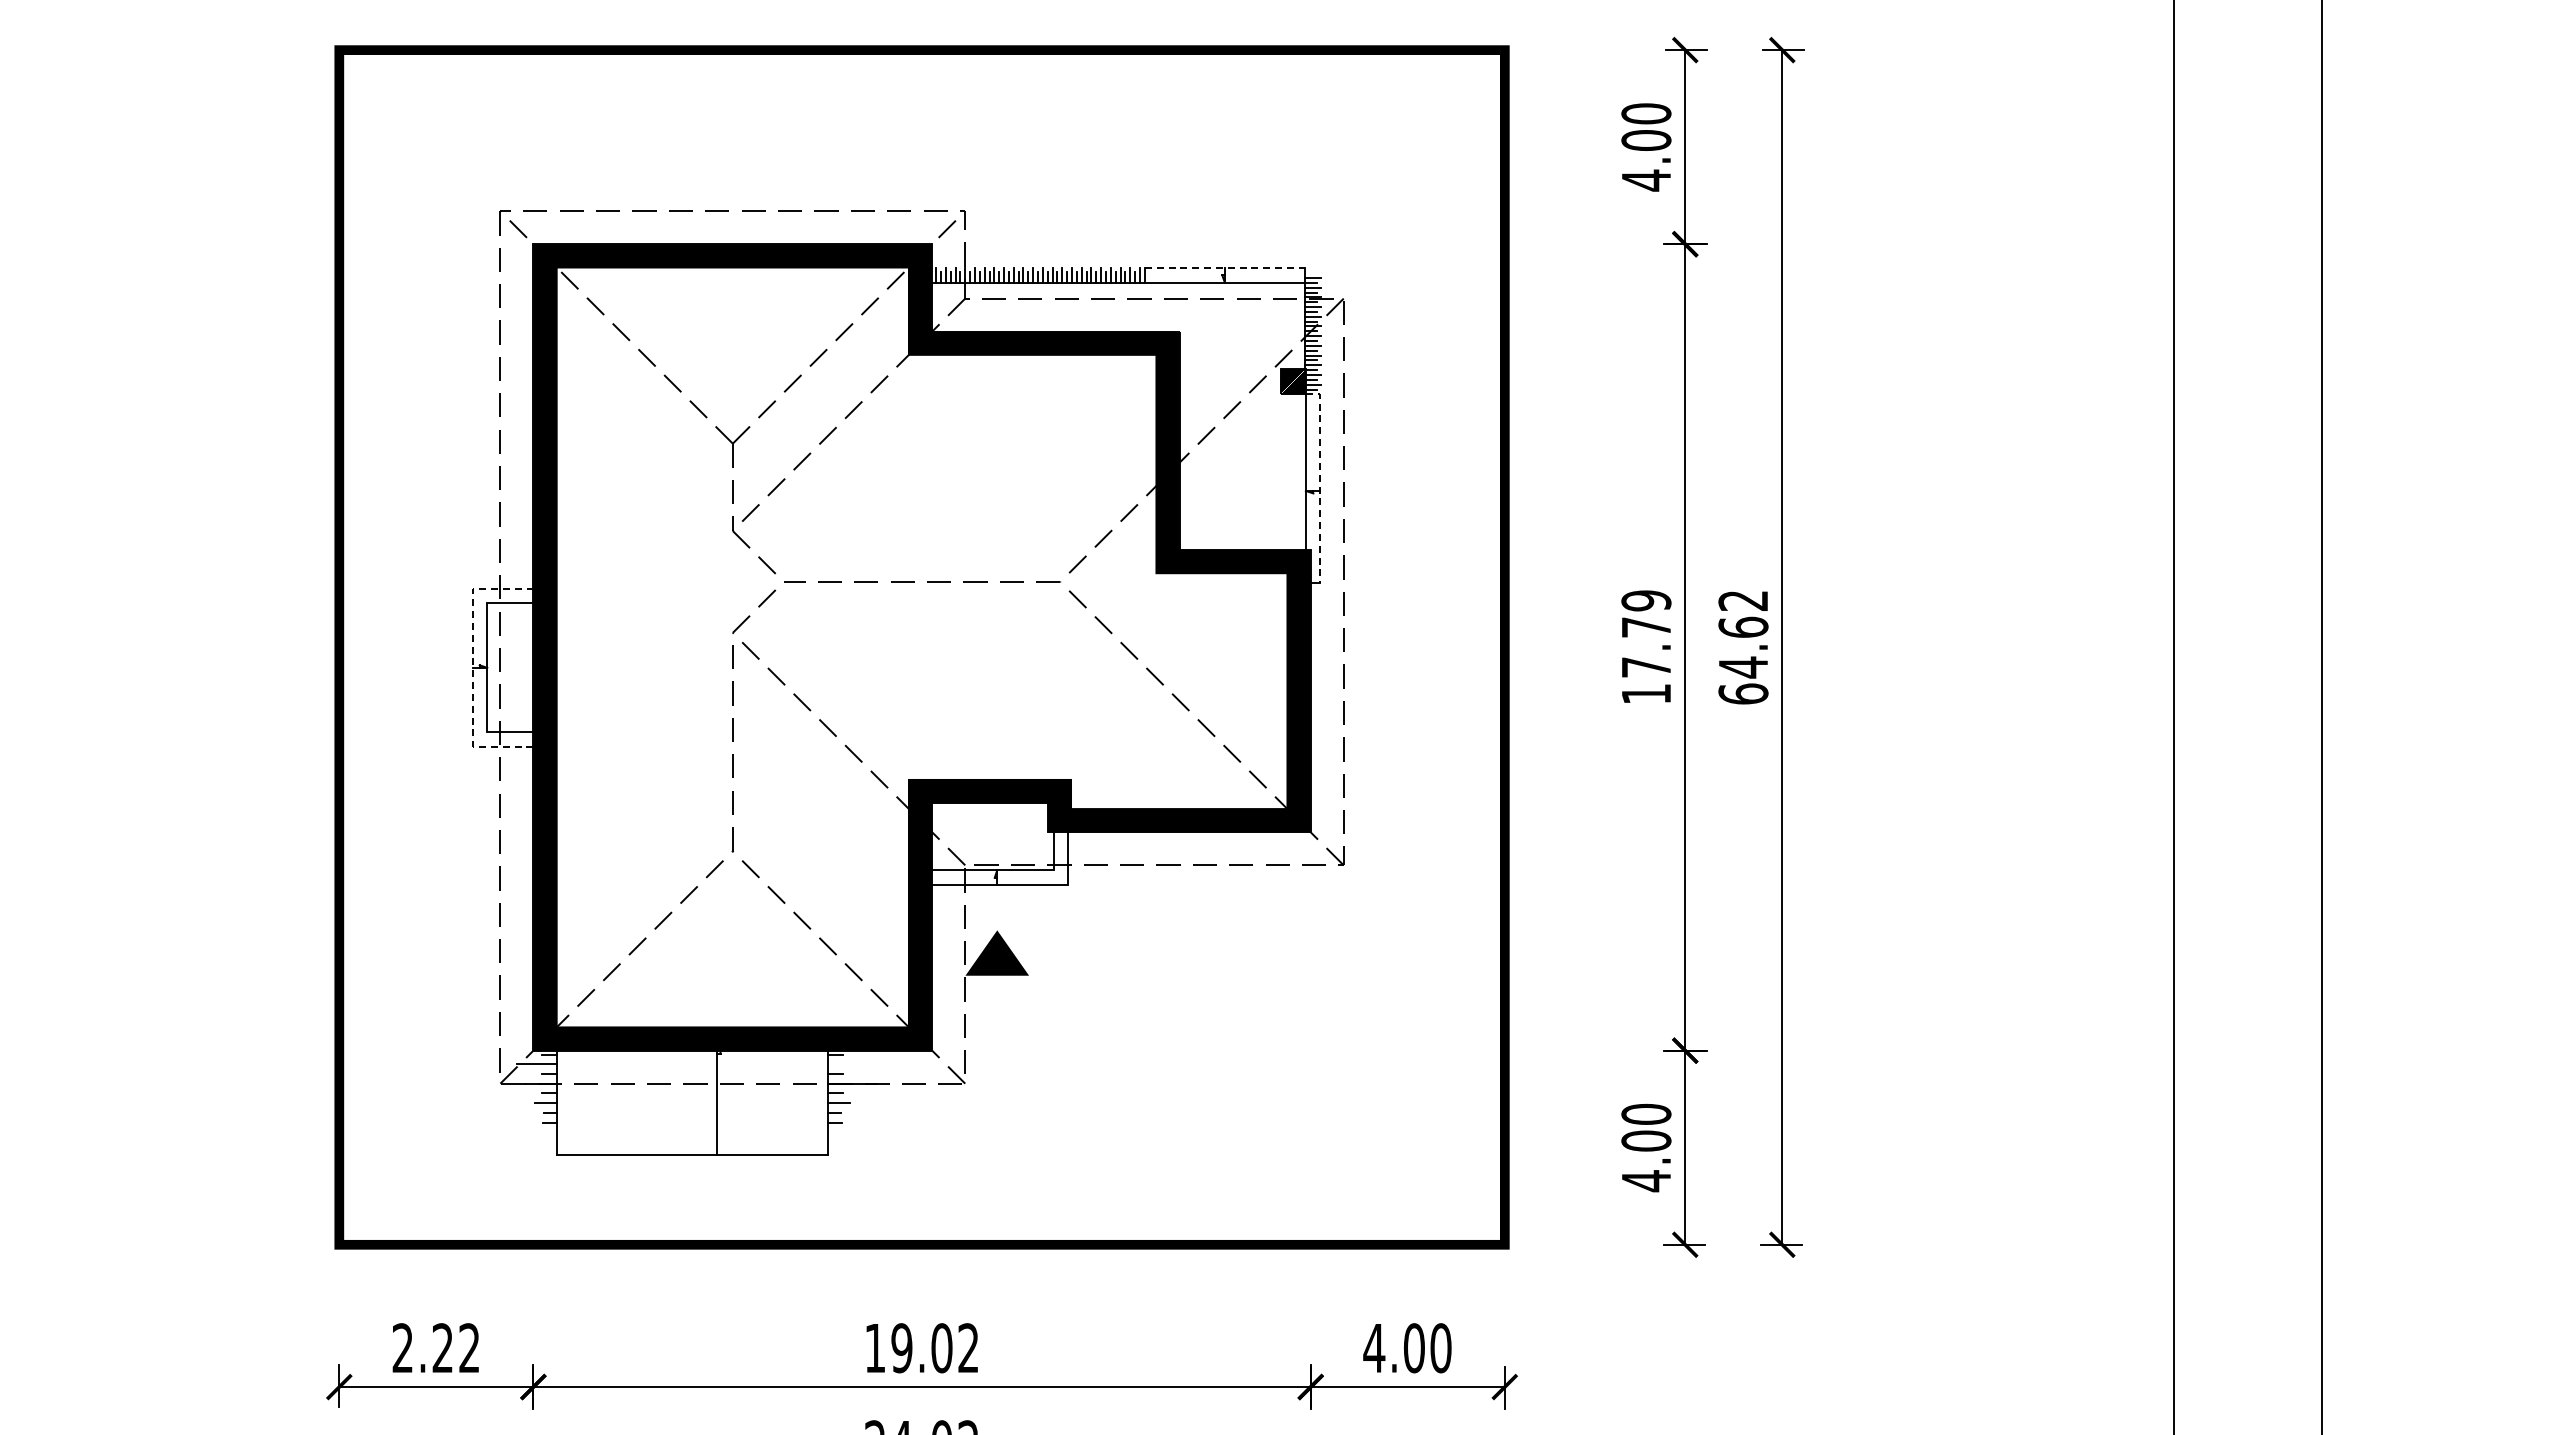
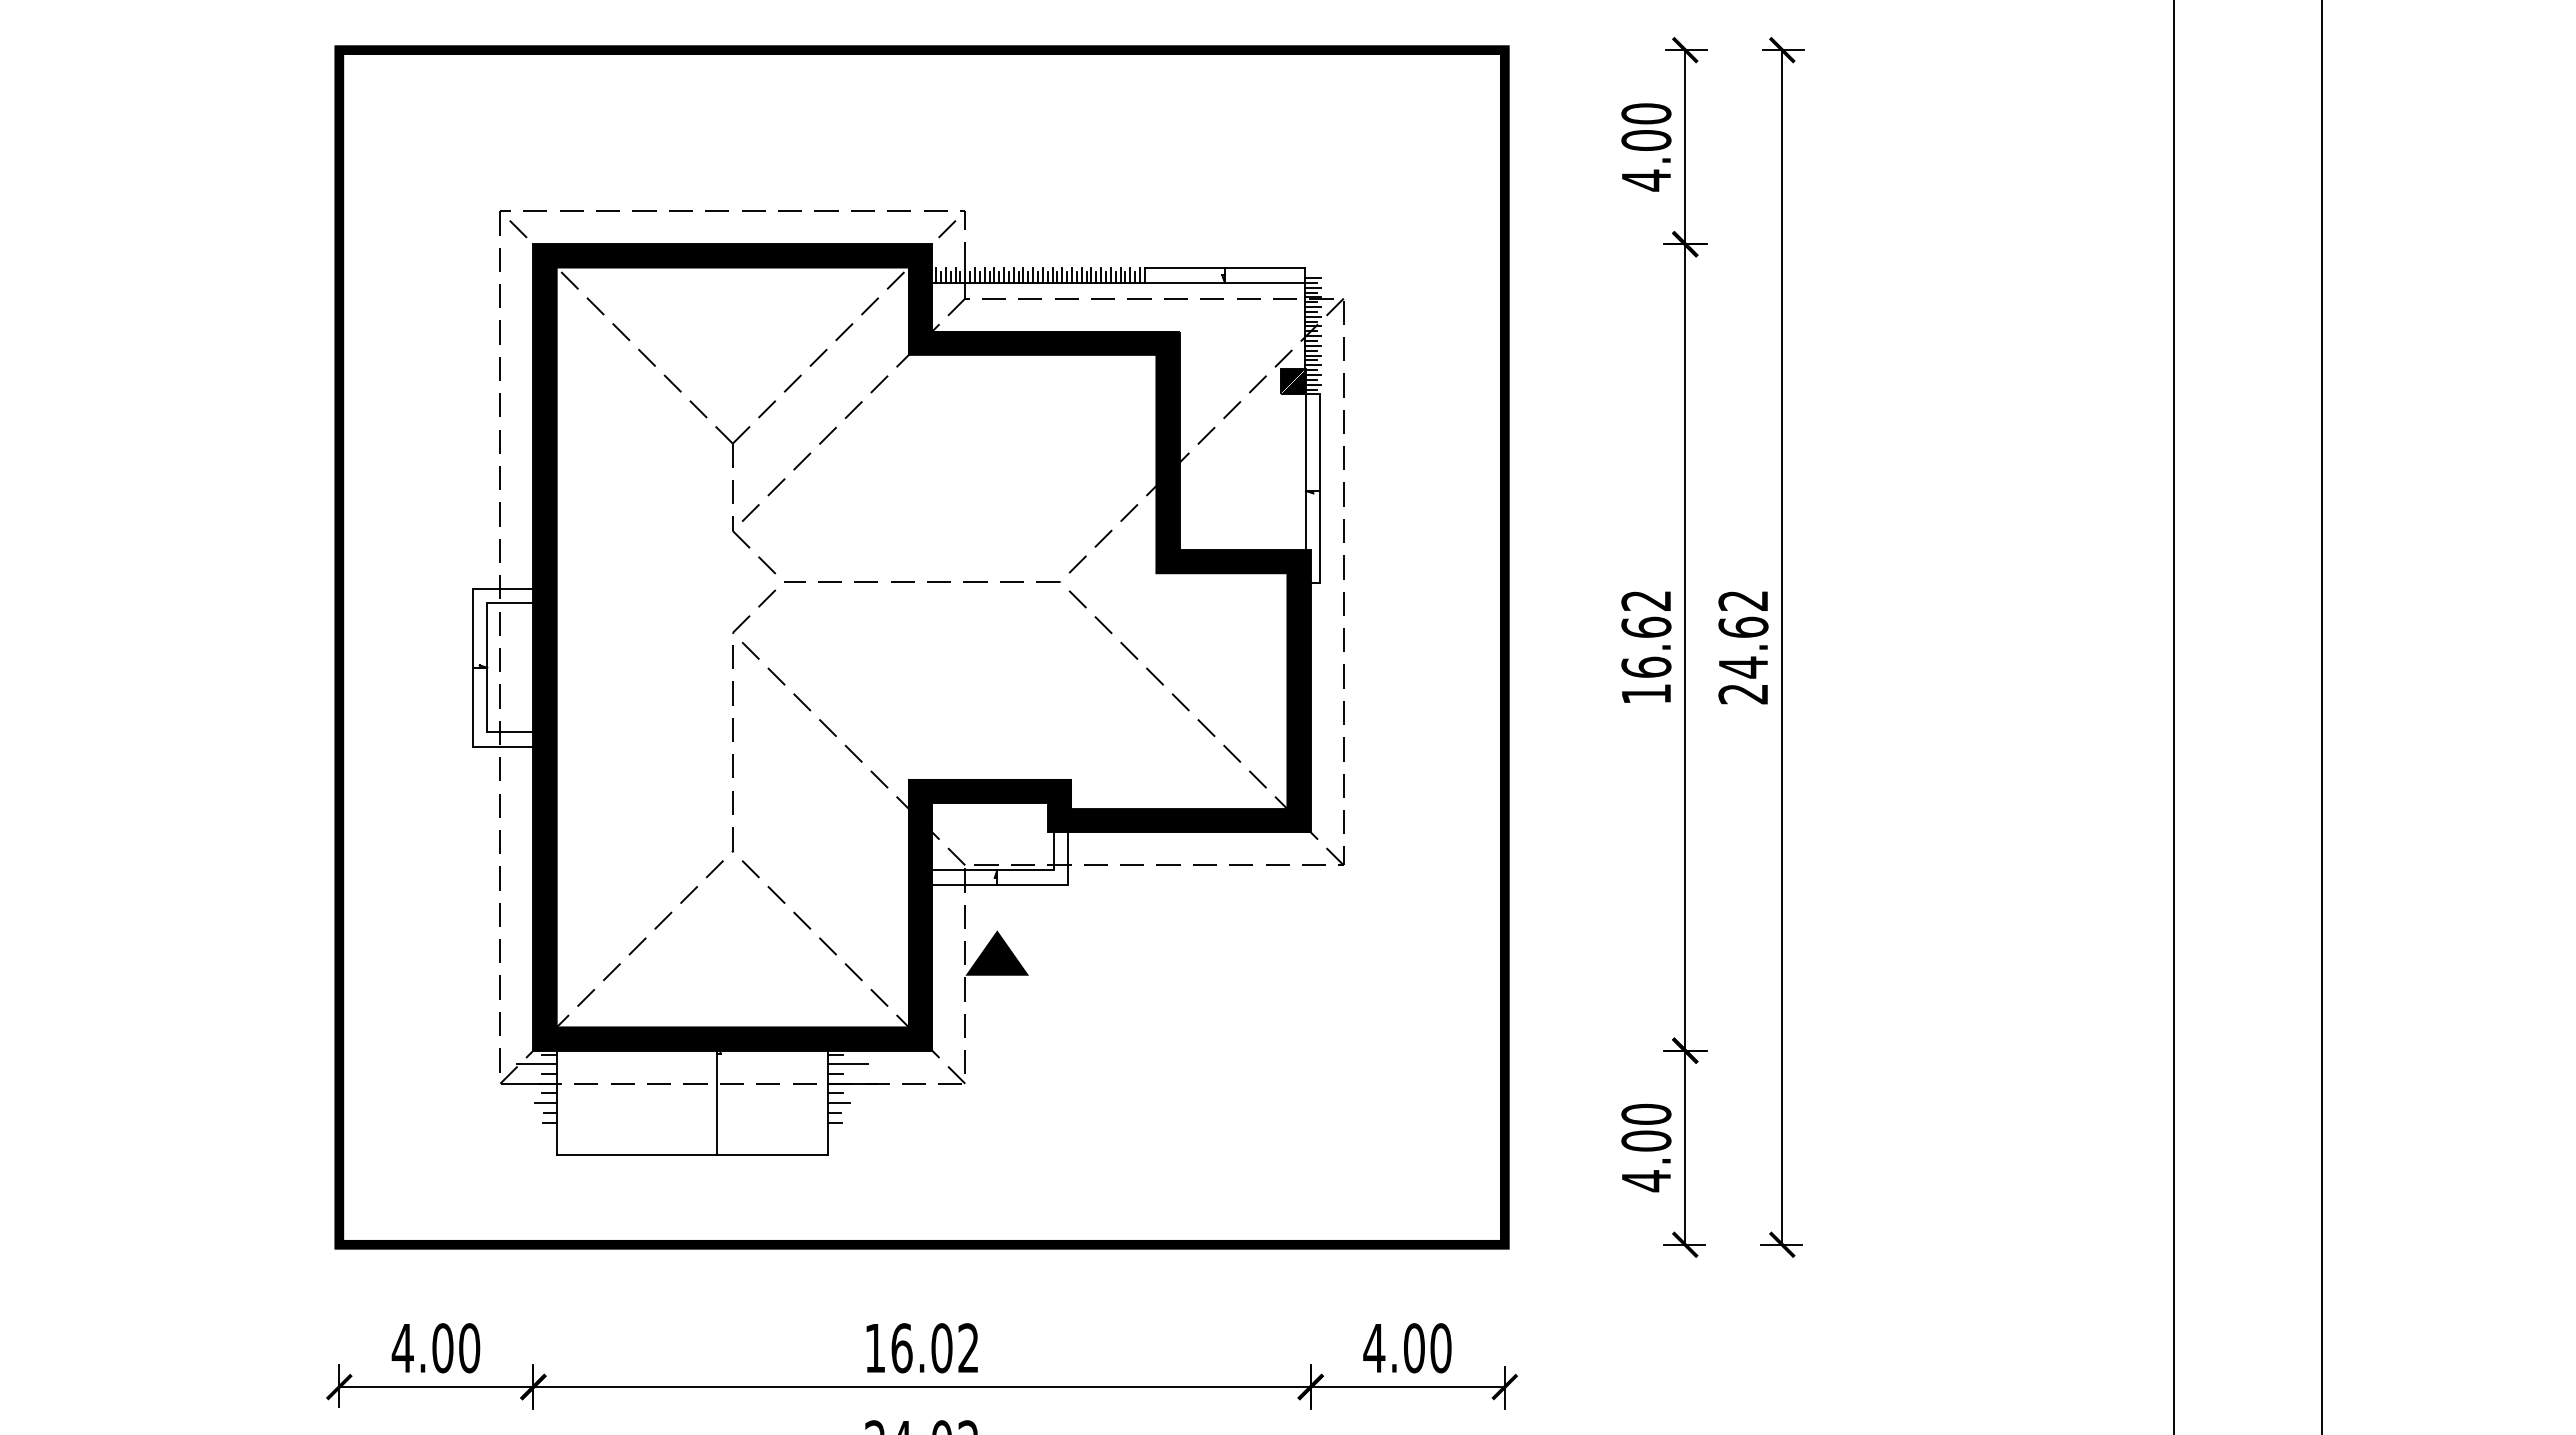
line: dashed -> solid (1225, 268)
line: dashed -> solid (1320, 481)
text: 17.79 -> 16.62 (1646, 633)
line: dashed -> solid (472, 667)
text: 64.62 -> 24.62 (1743, 693)
line: none -> present (848, 1064)
text: 2.22 -> 4.00 (435, 1348)
text: 19.02 -> 16.02 (901, 1348)
